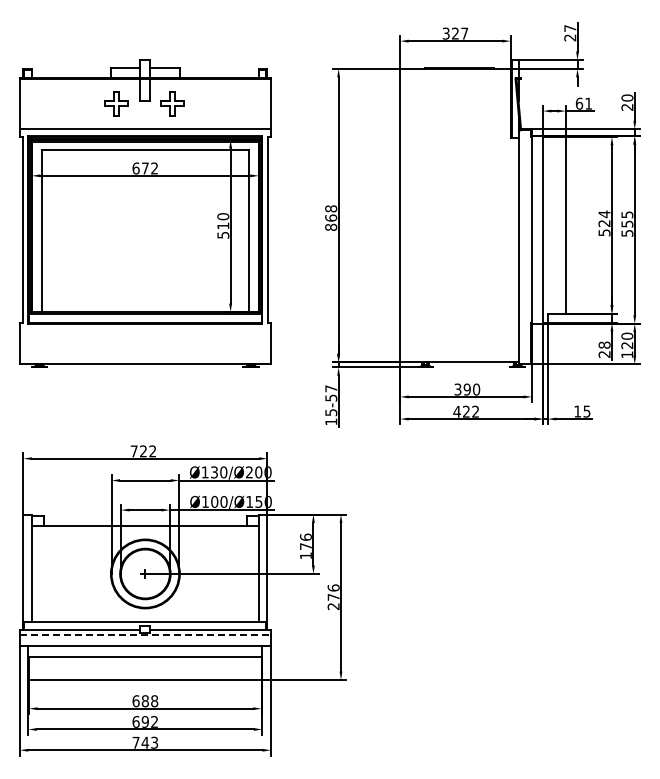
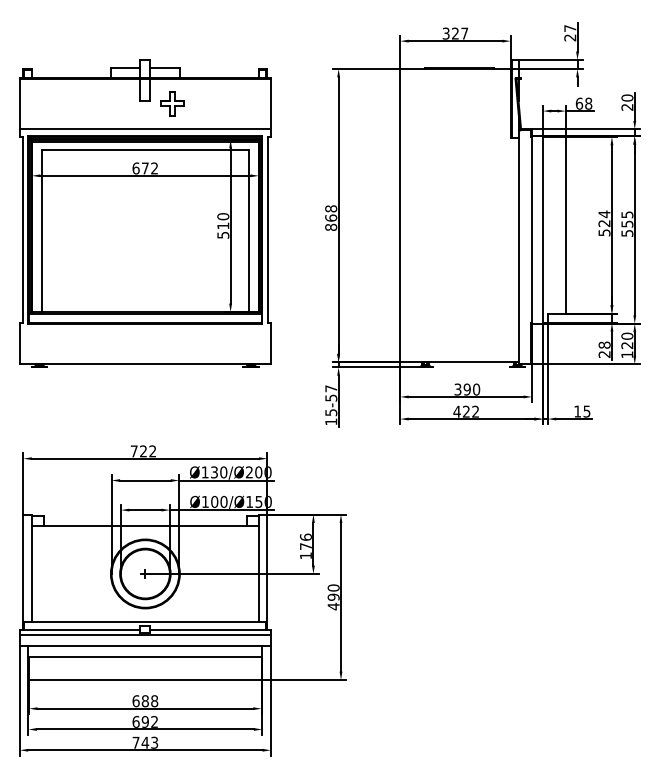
part: present -> none (116, 103)
text: 61 -> 68 (588, 103)
text: 276 -> 490 (333, 597)
line: dashed -> solid (145, 635)
